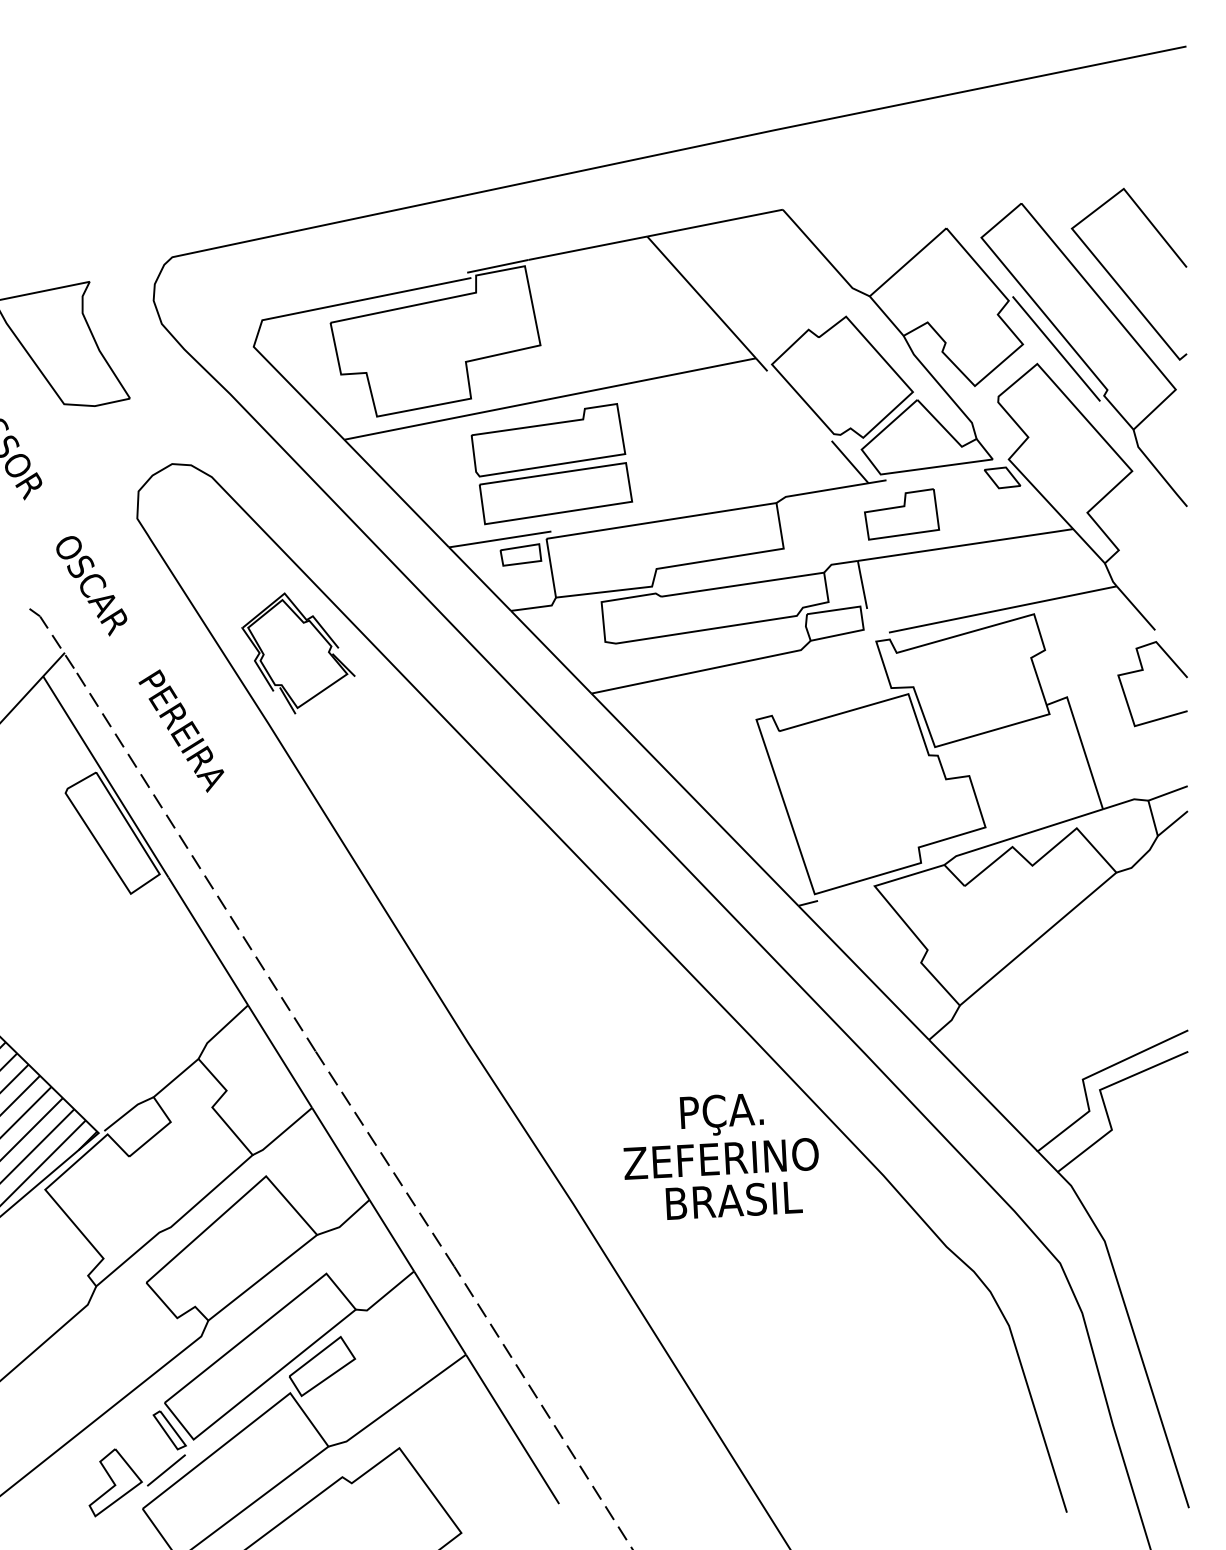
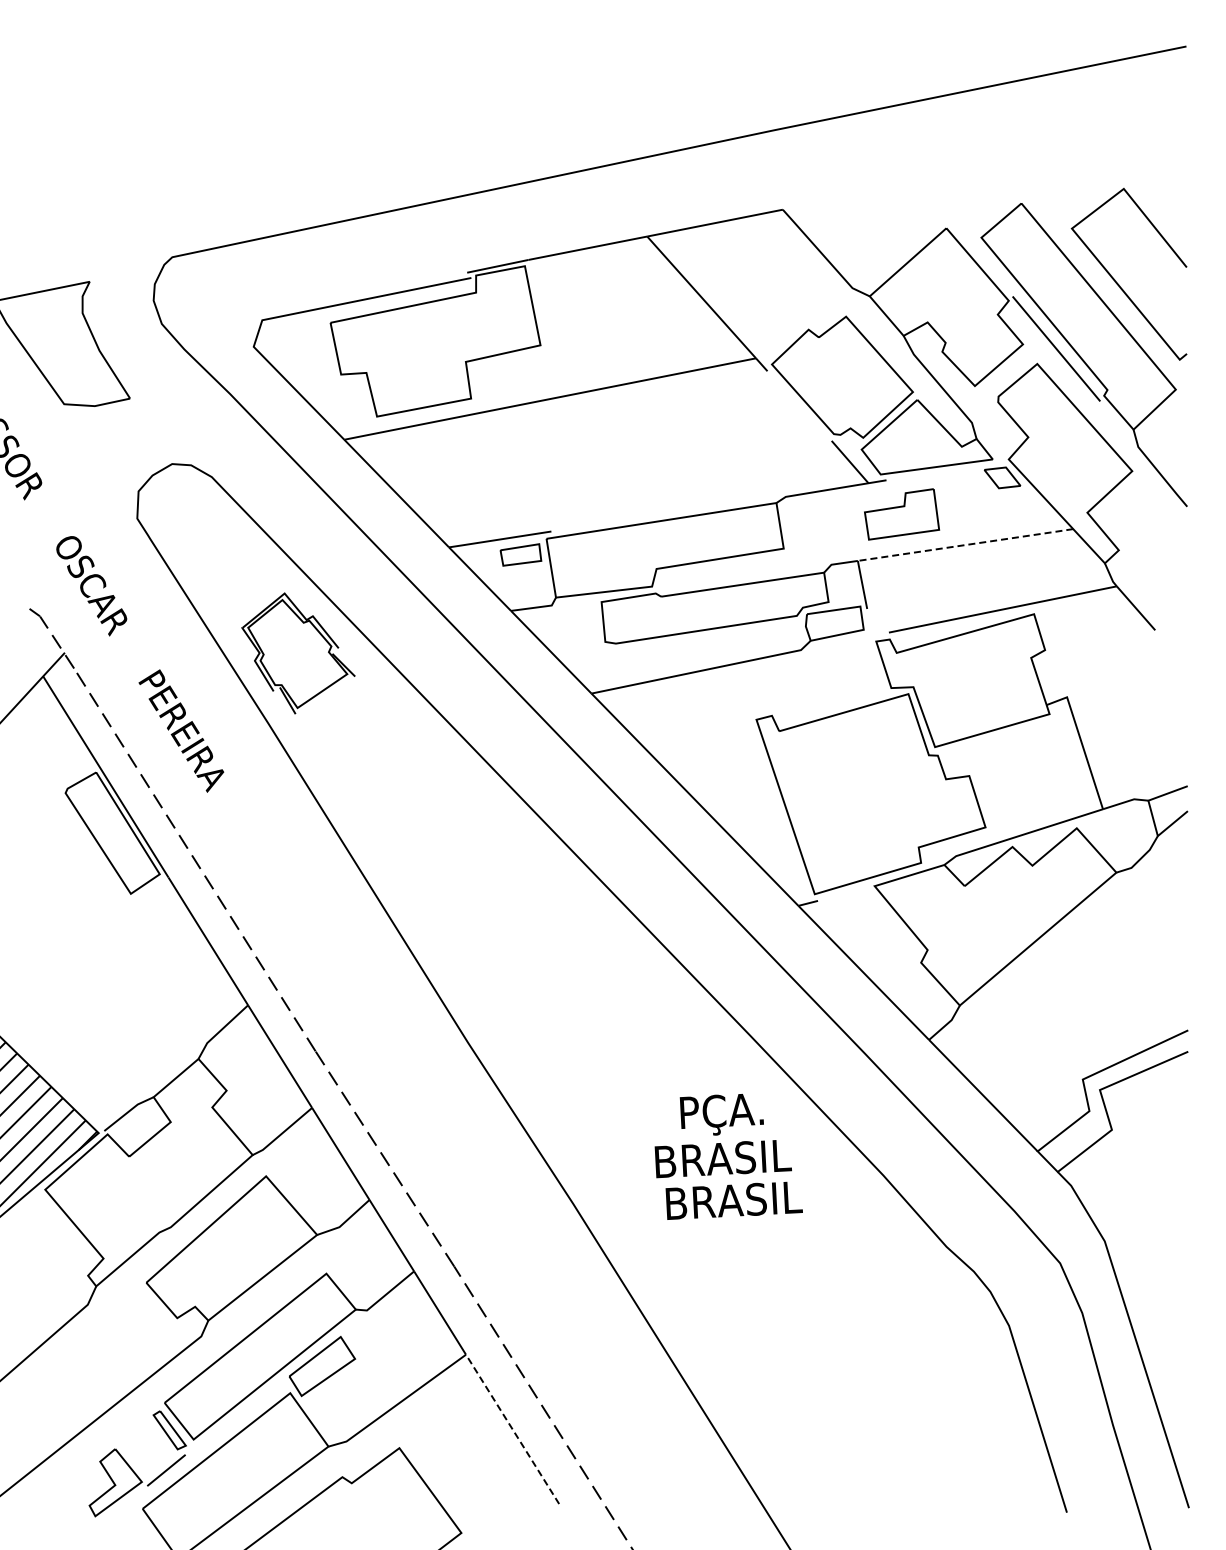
part: present -> none (551, 464)
line: solid -> dashed (965, 545)
curve: present -> none (1143, 670)
text: ZEFERINO -> BRASIL (720, 1158)
line: solid -> dashed (512, 1429)
